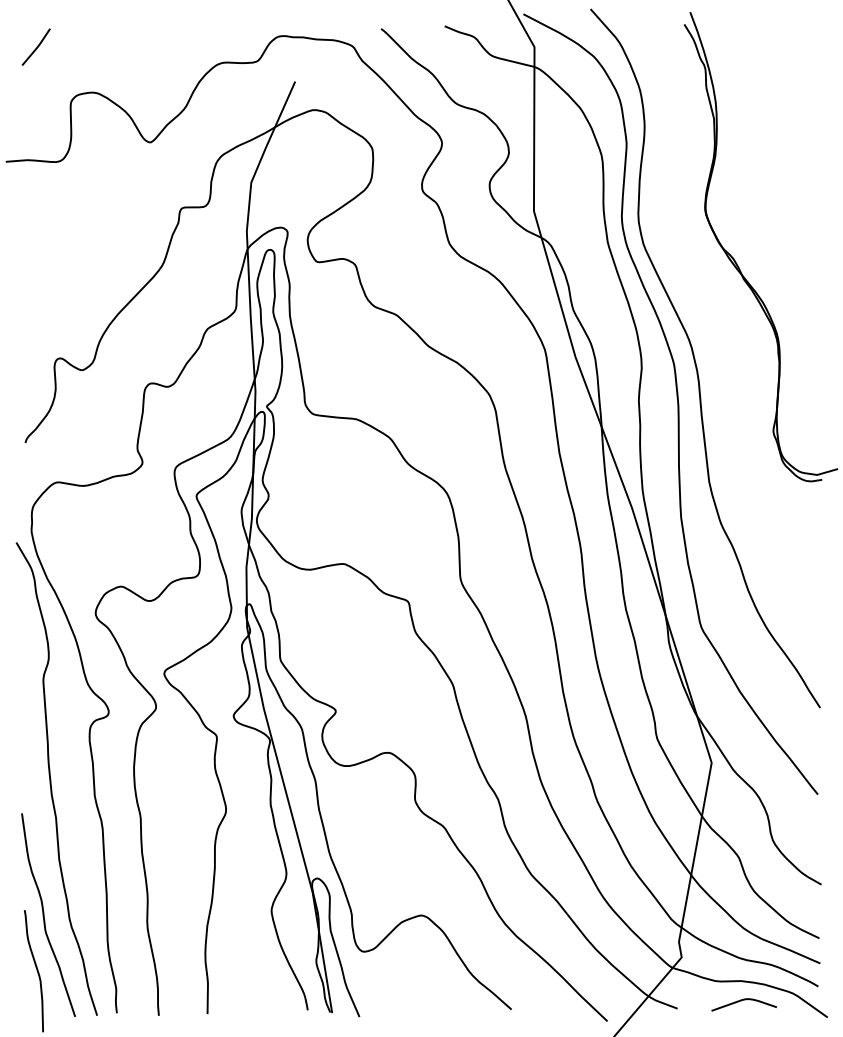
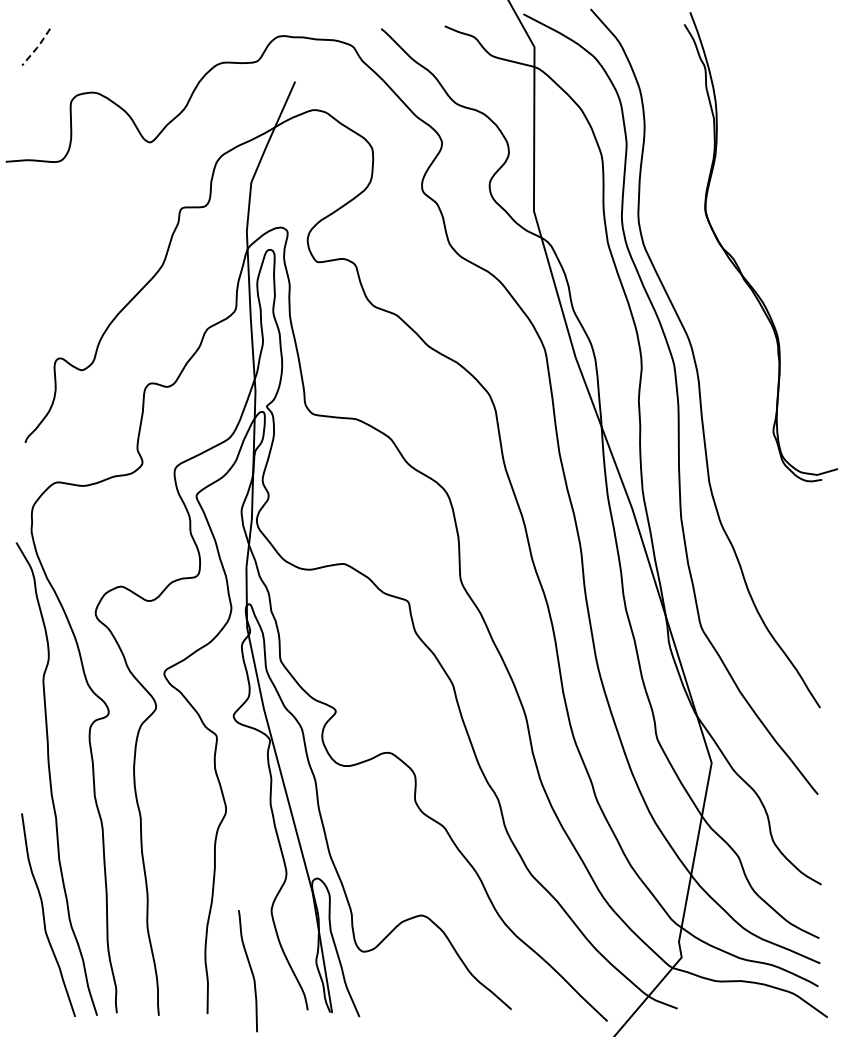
line: solid -> dashed (37, 47)
curve position: (36, 970) -> (250, 970) (250, 970)
curve: present -> none (741, 1001)
